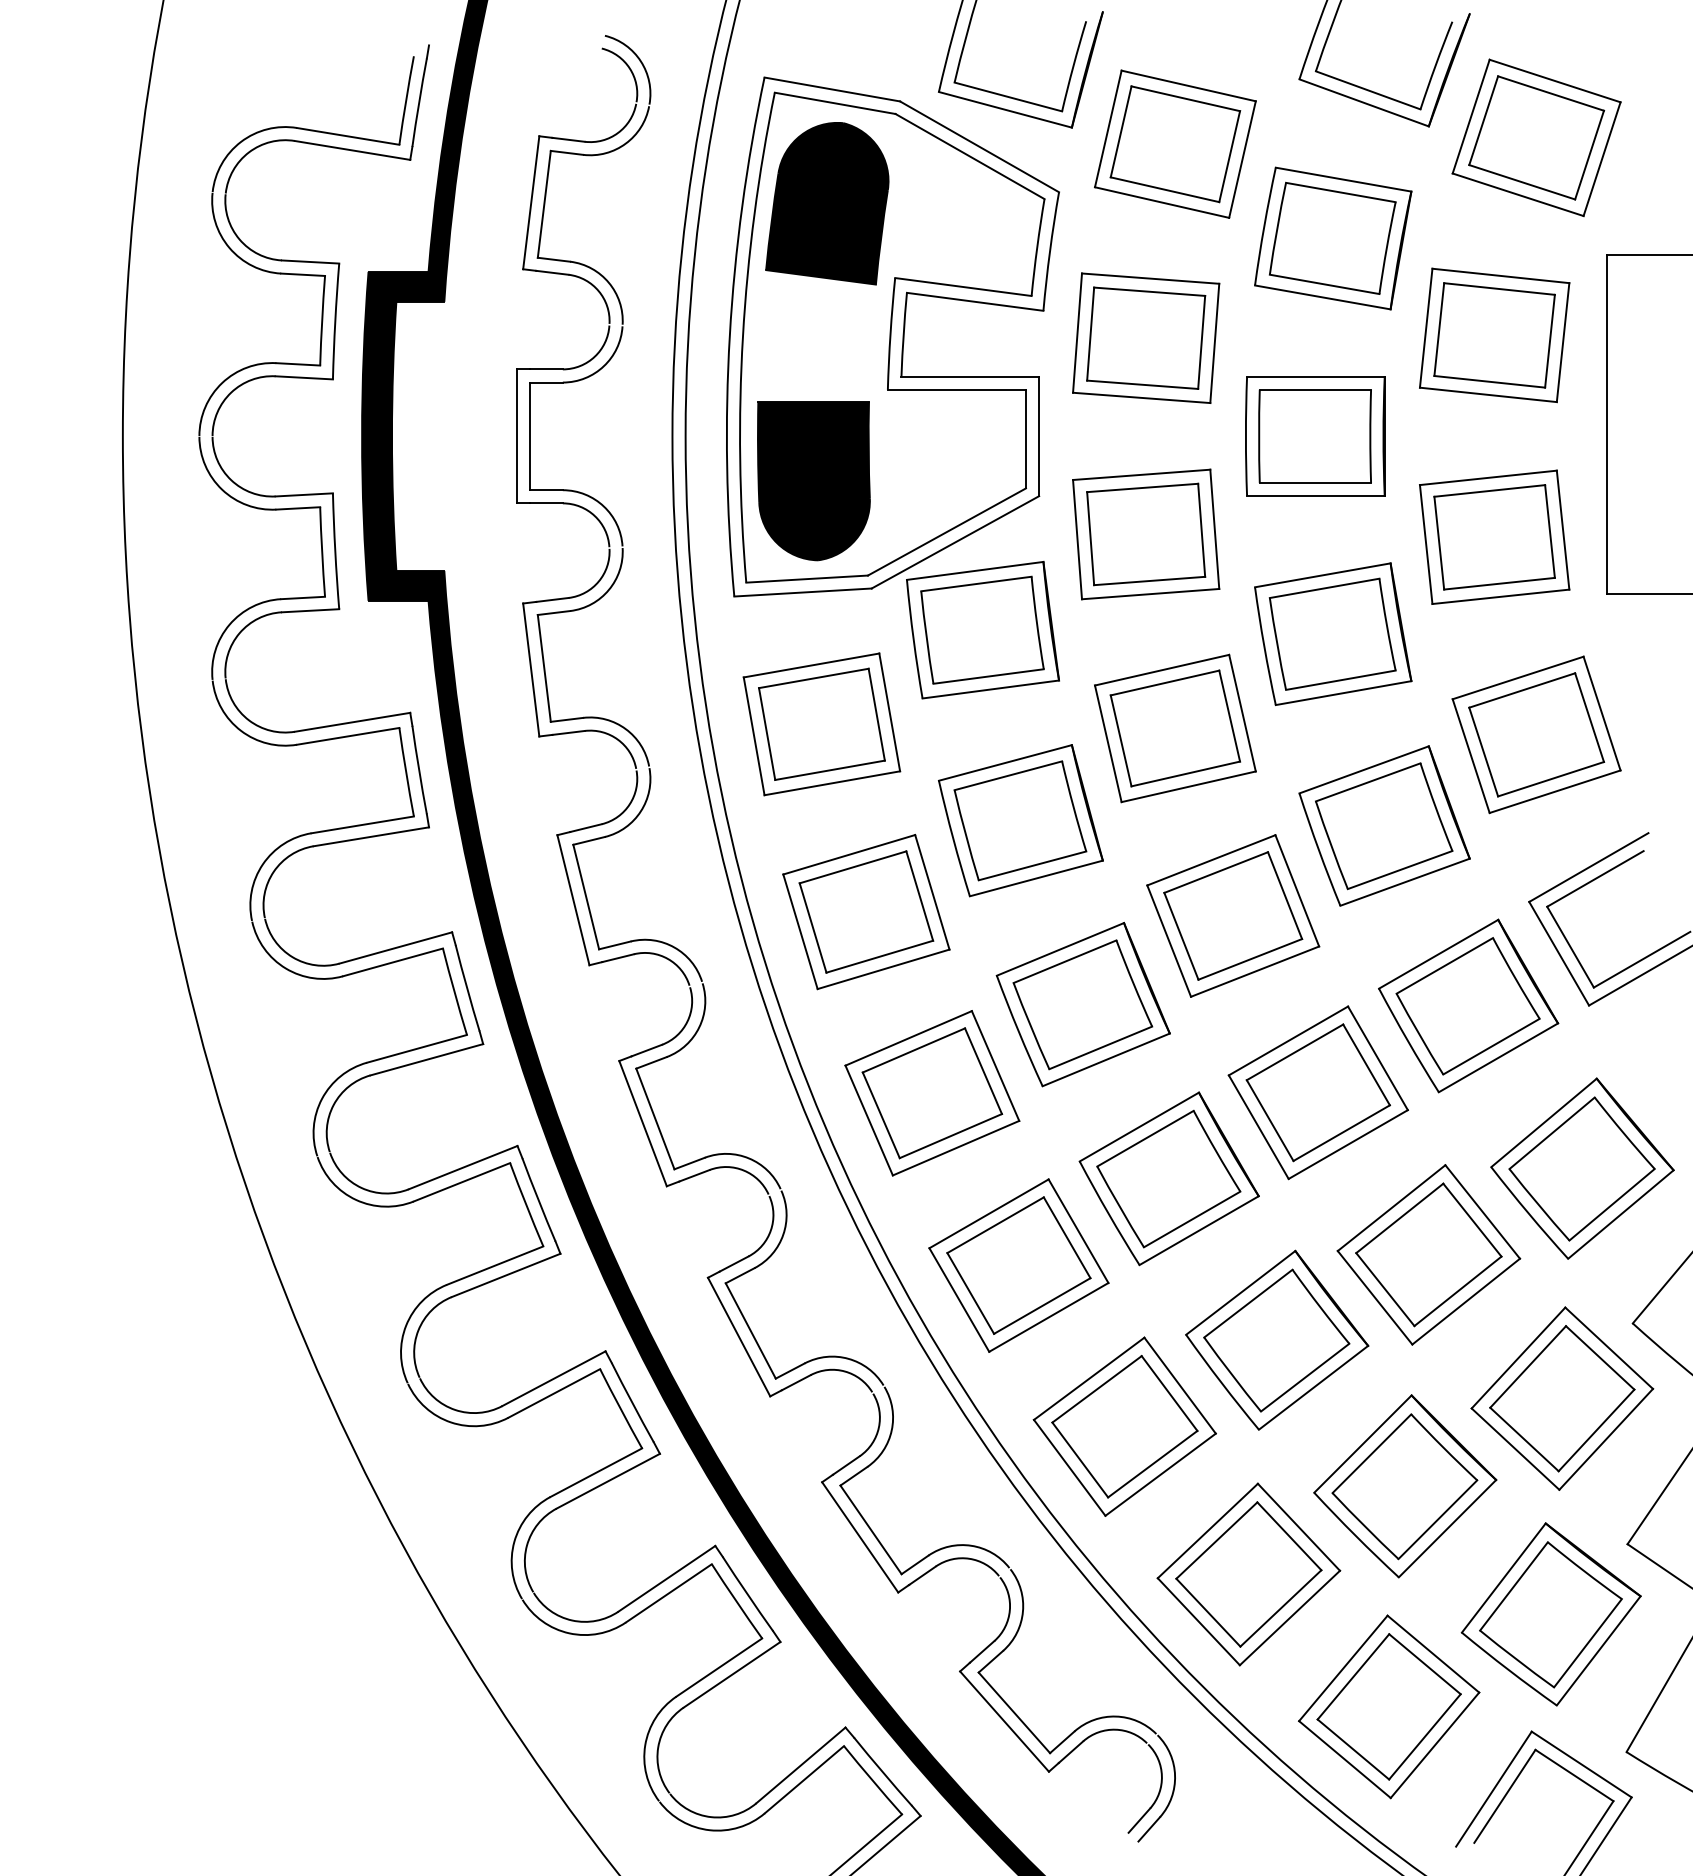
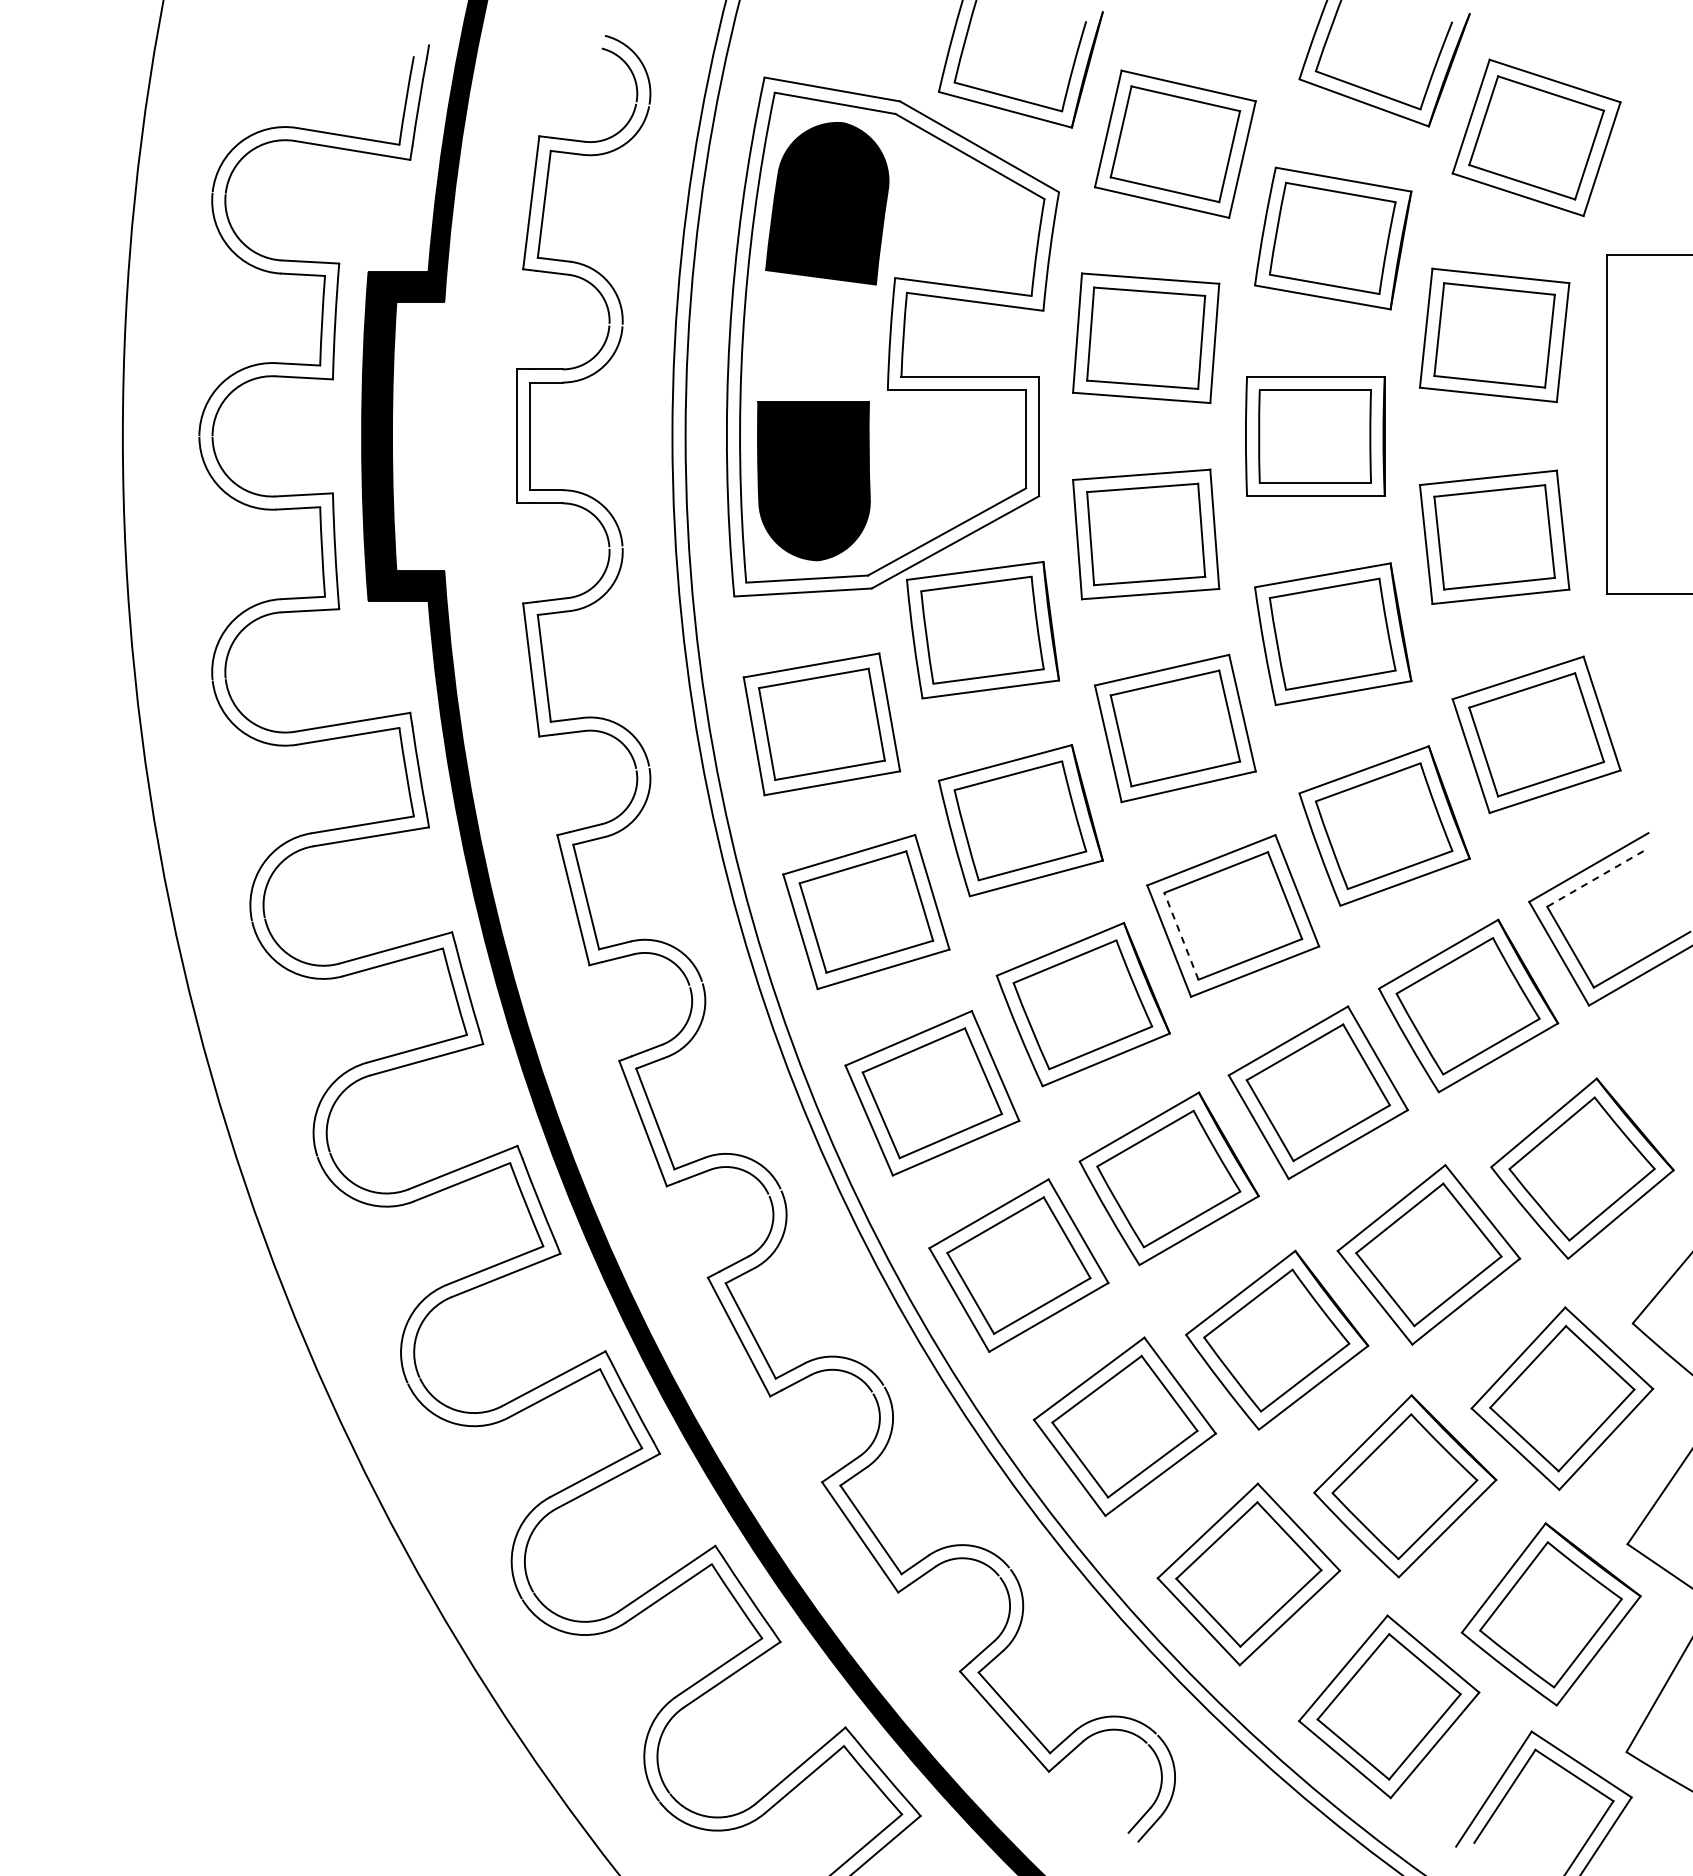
line: solid -> dashed (1595, 878)
line: solid -> dashed (1181, 936)
